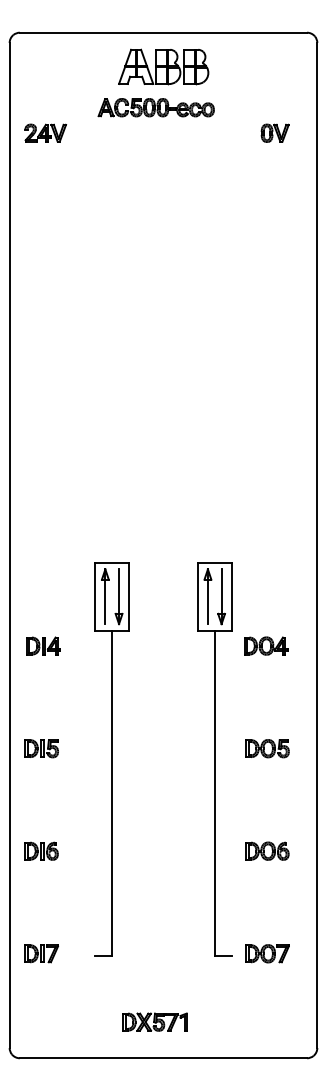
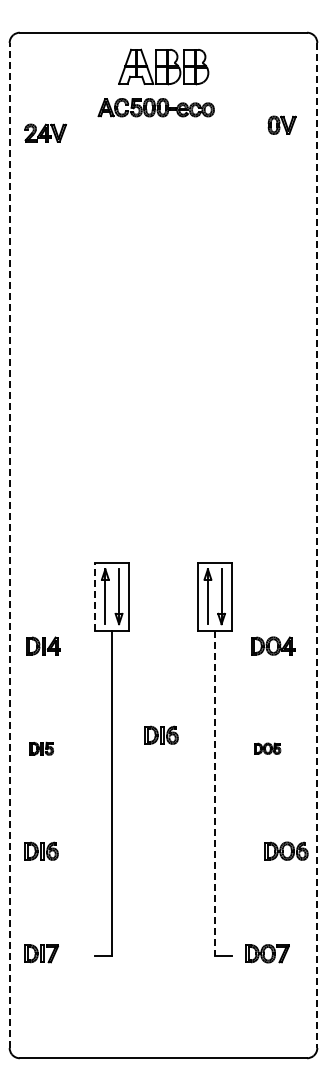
part position: (274, 132) -> (281, 124) (281, 124)
line: solid -> dashed (9, 545)
line: solid -> dashed (317, 545)
line: solid -> dashed (95, 596)
part position: (266, 645) -> (273, 645) (273, 645)
part: none -> present (161, 734)
part size: 35x20 px -> 25x15 px (41, 748)
part size: 45x20 px -> 28x13 px (267, 748)
line: solid -> dashed (214, 793)
part position: (267, 850) -> (286, 850) (286, 850)
part: present -> none (154, 1021)
